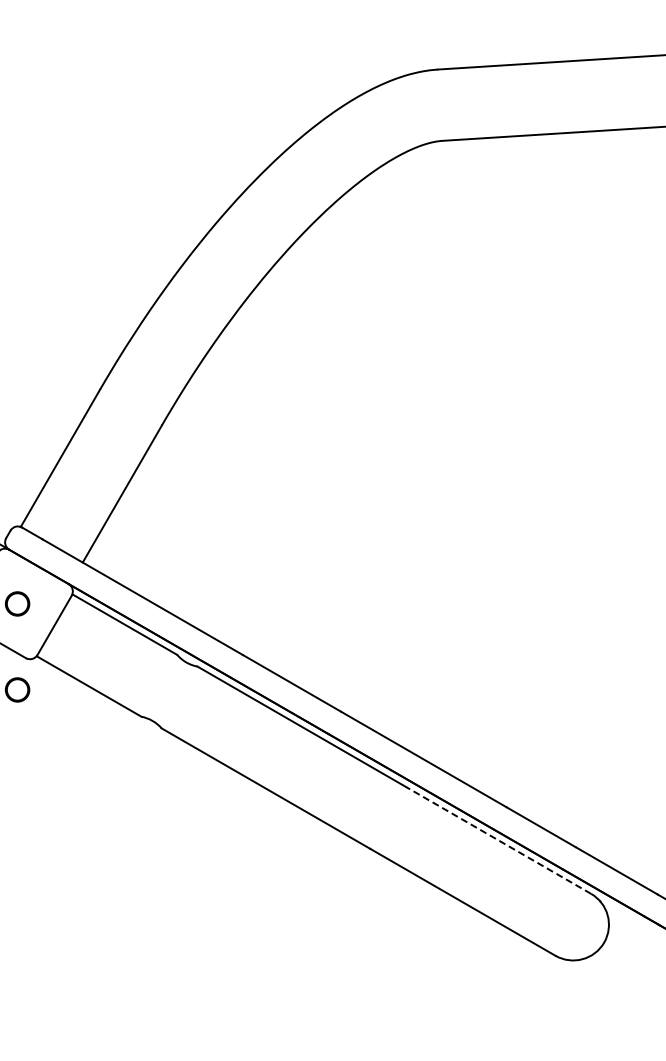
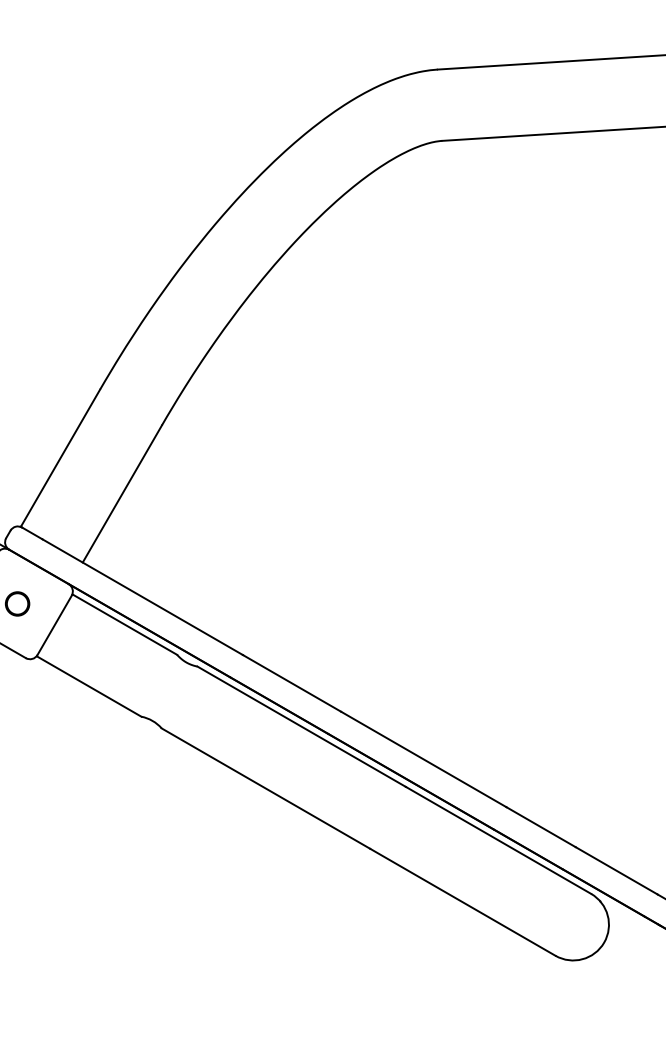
circle: present -> none (17, 689)
line: dashed -> solid (498, 840)
